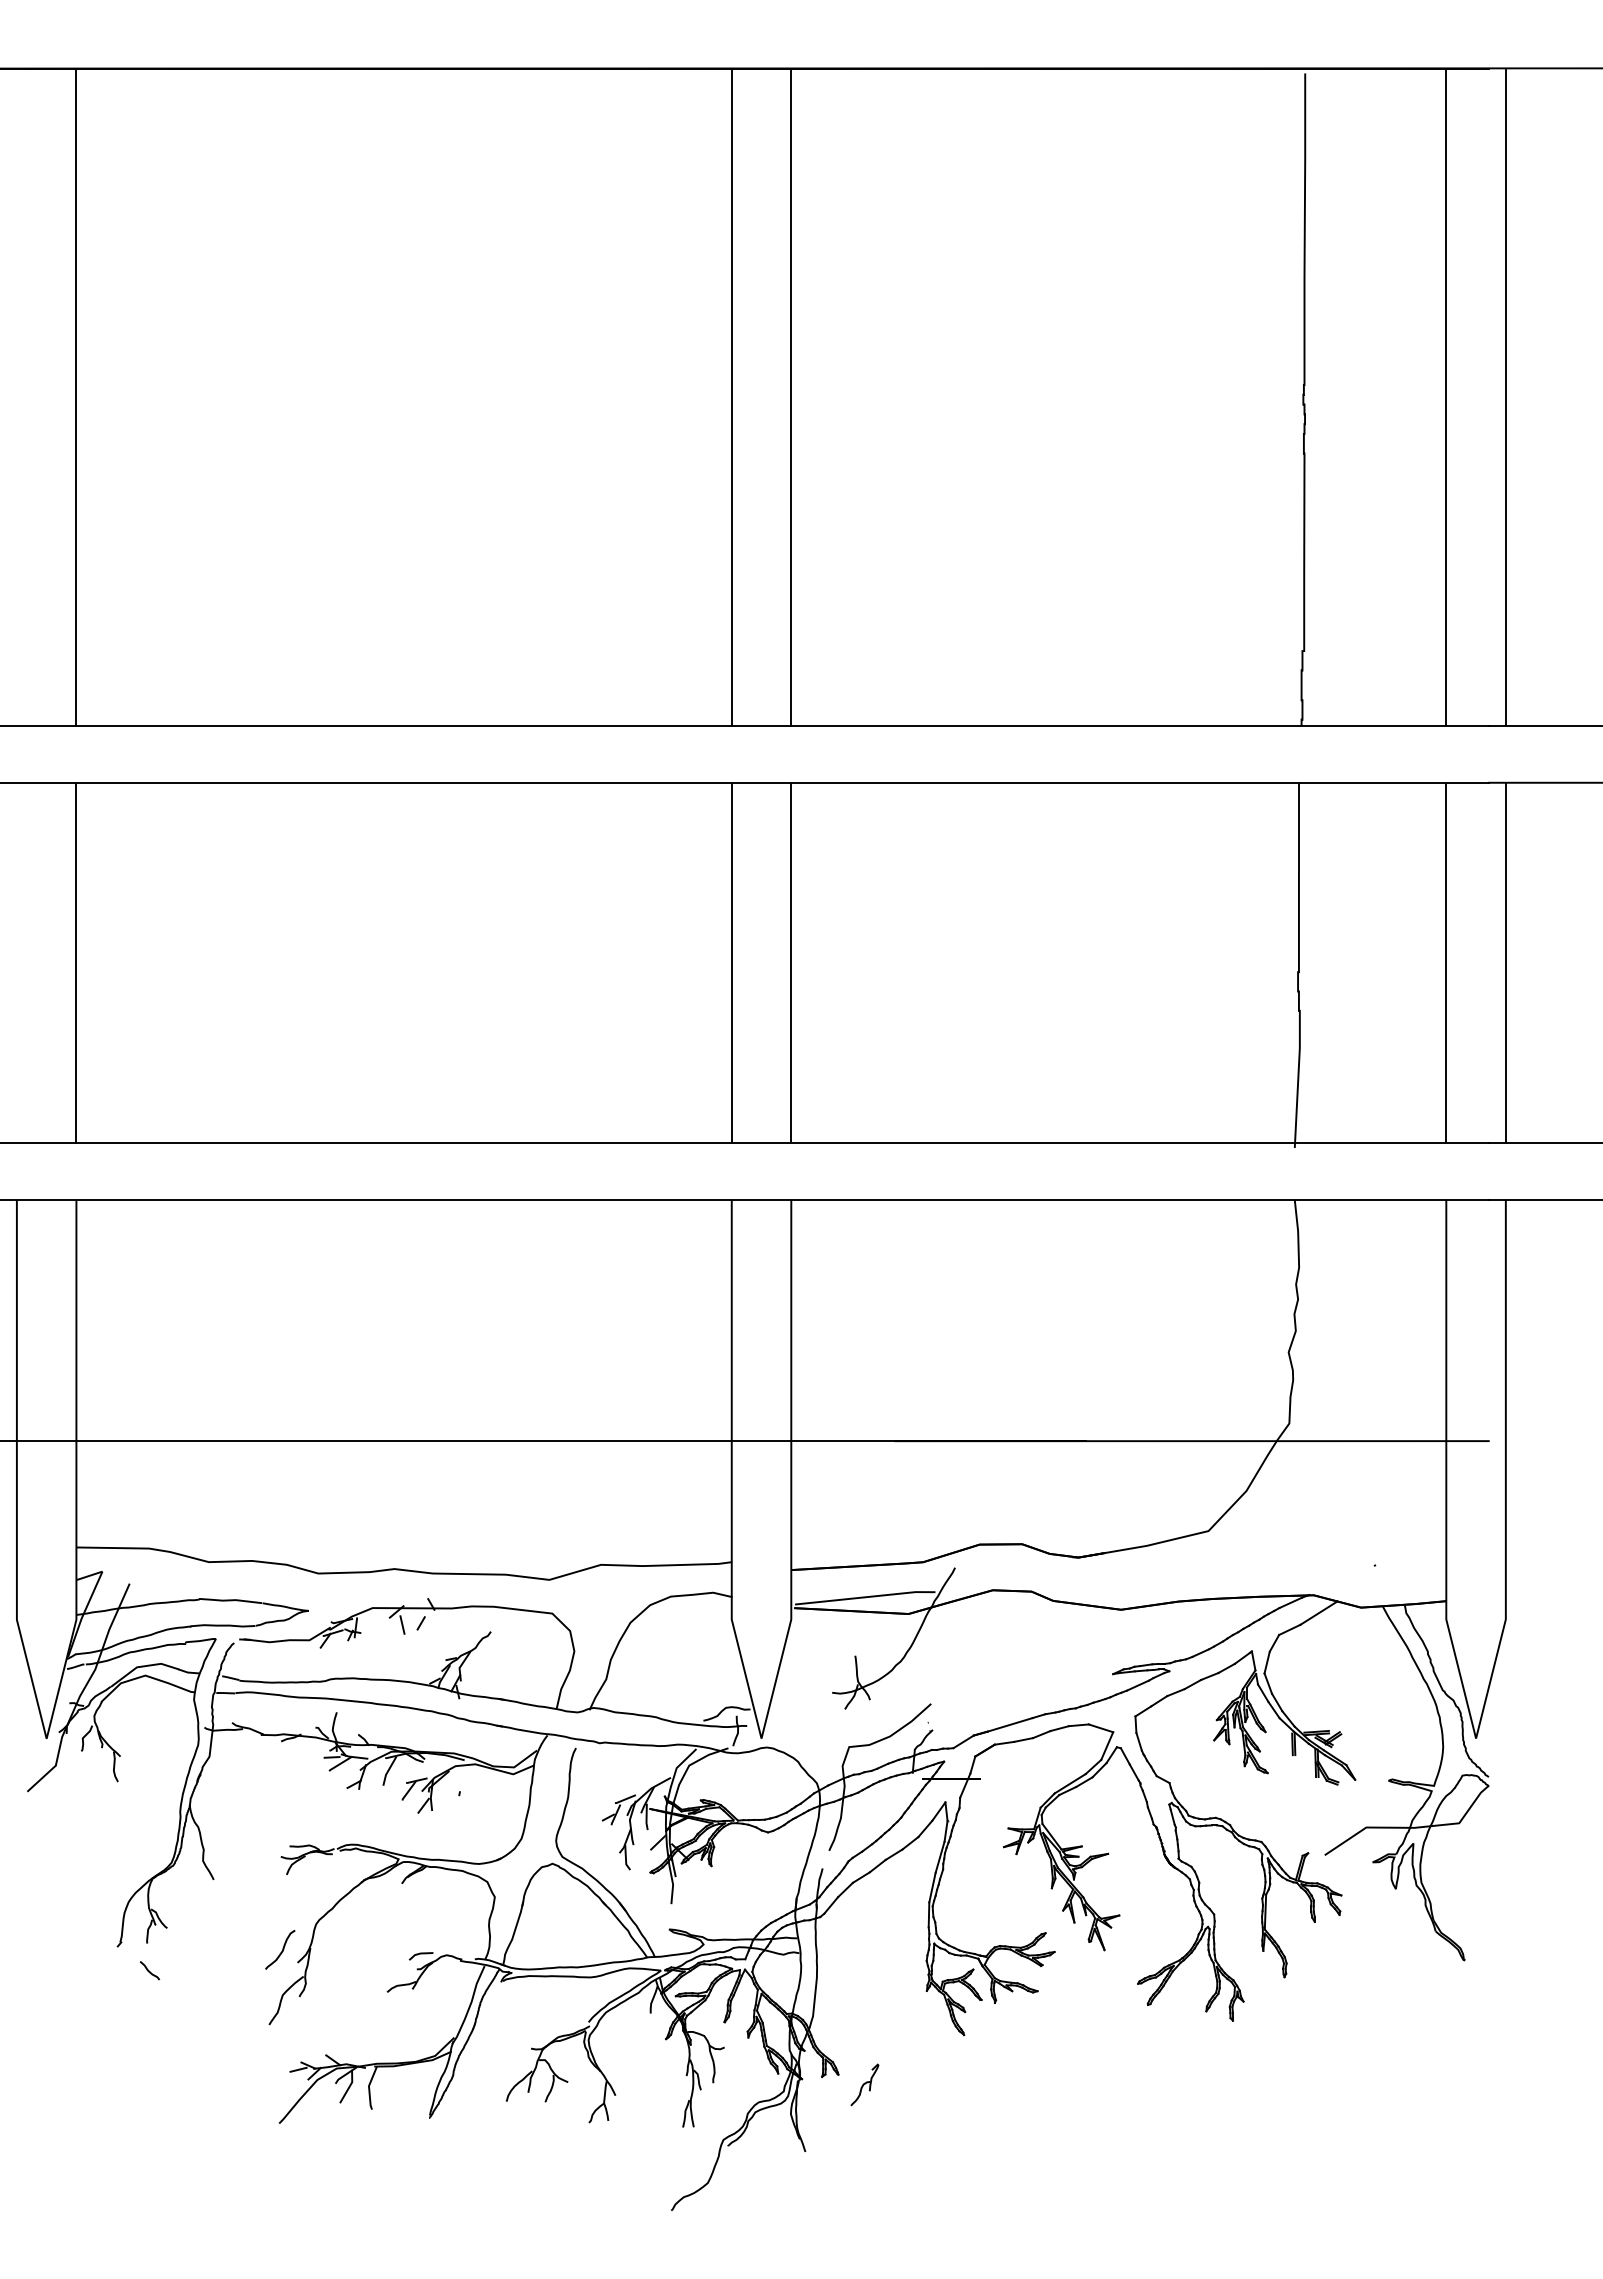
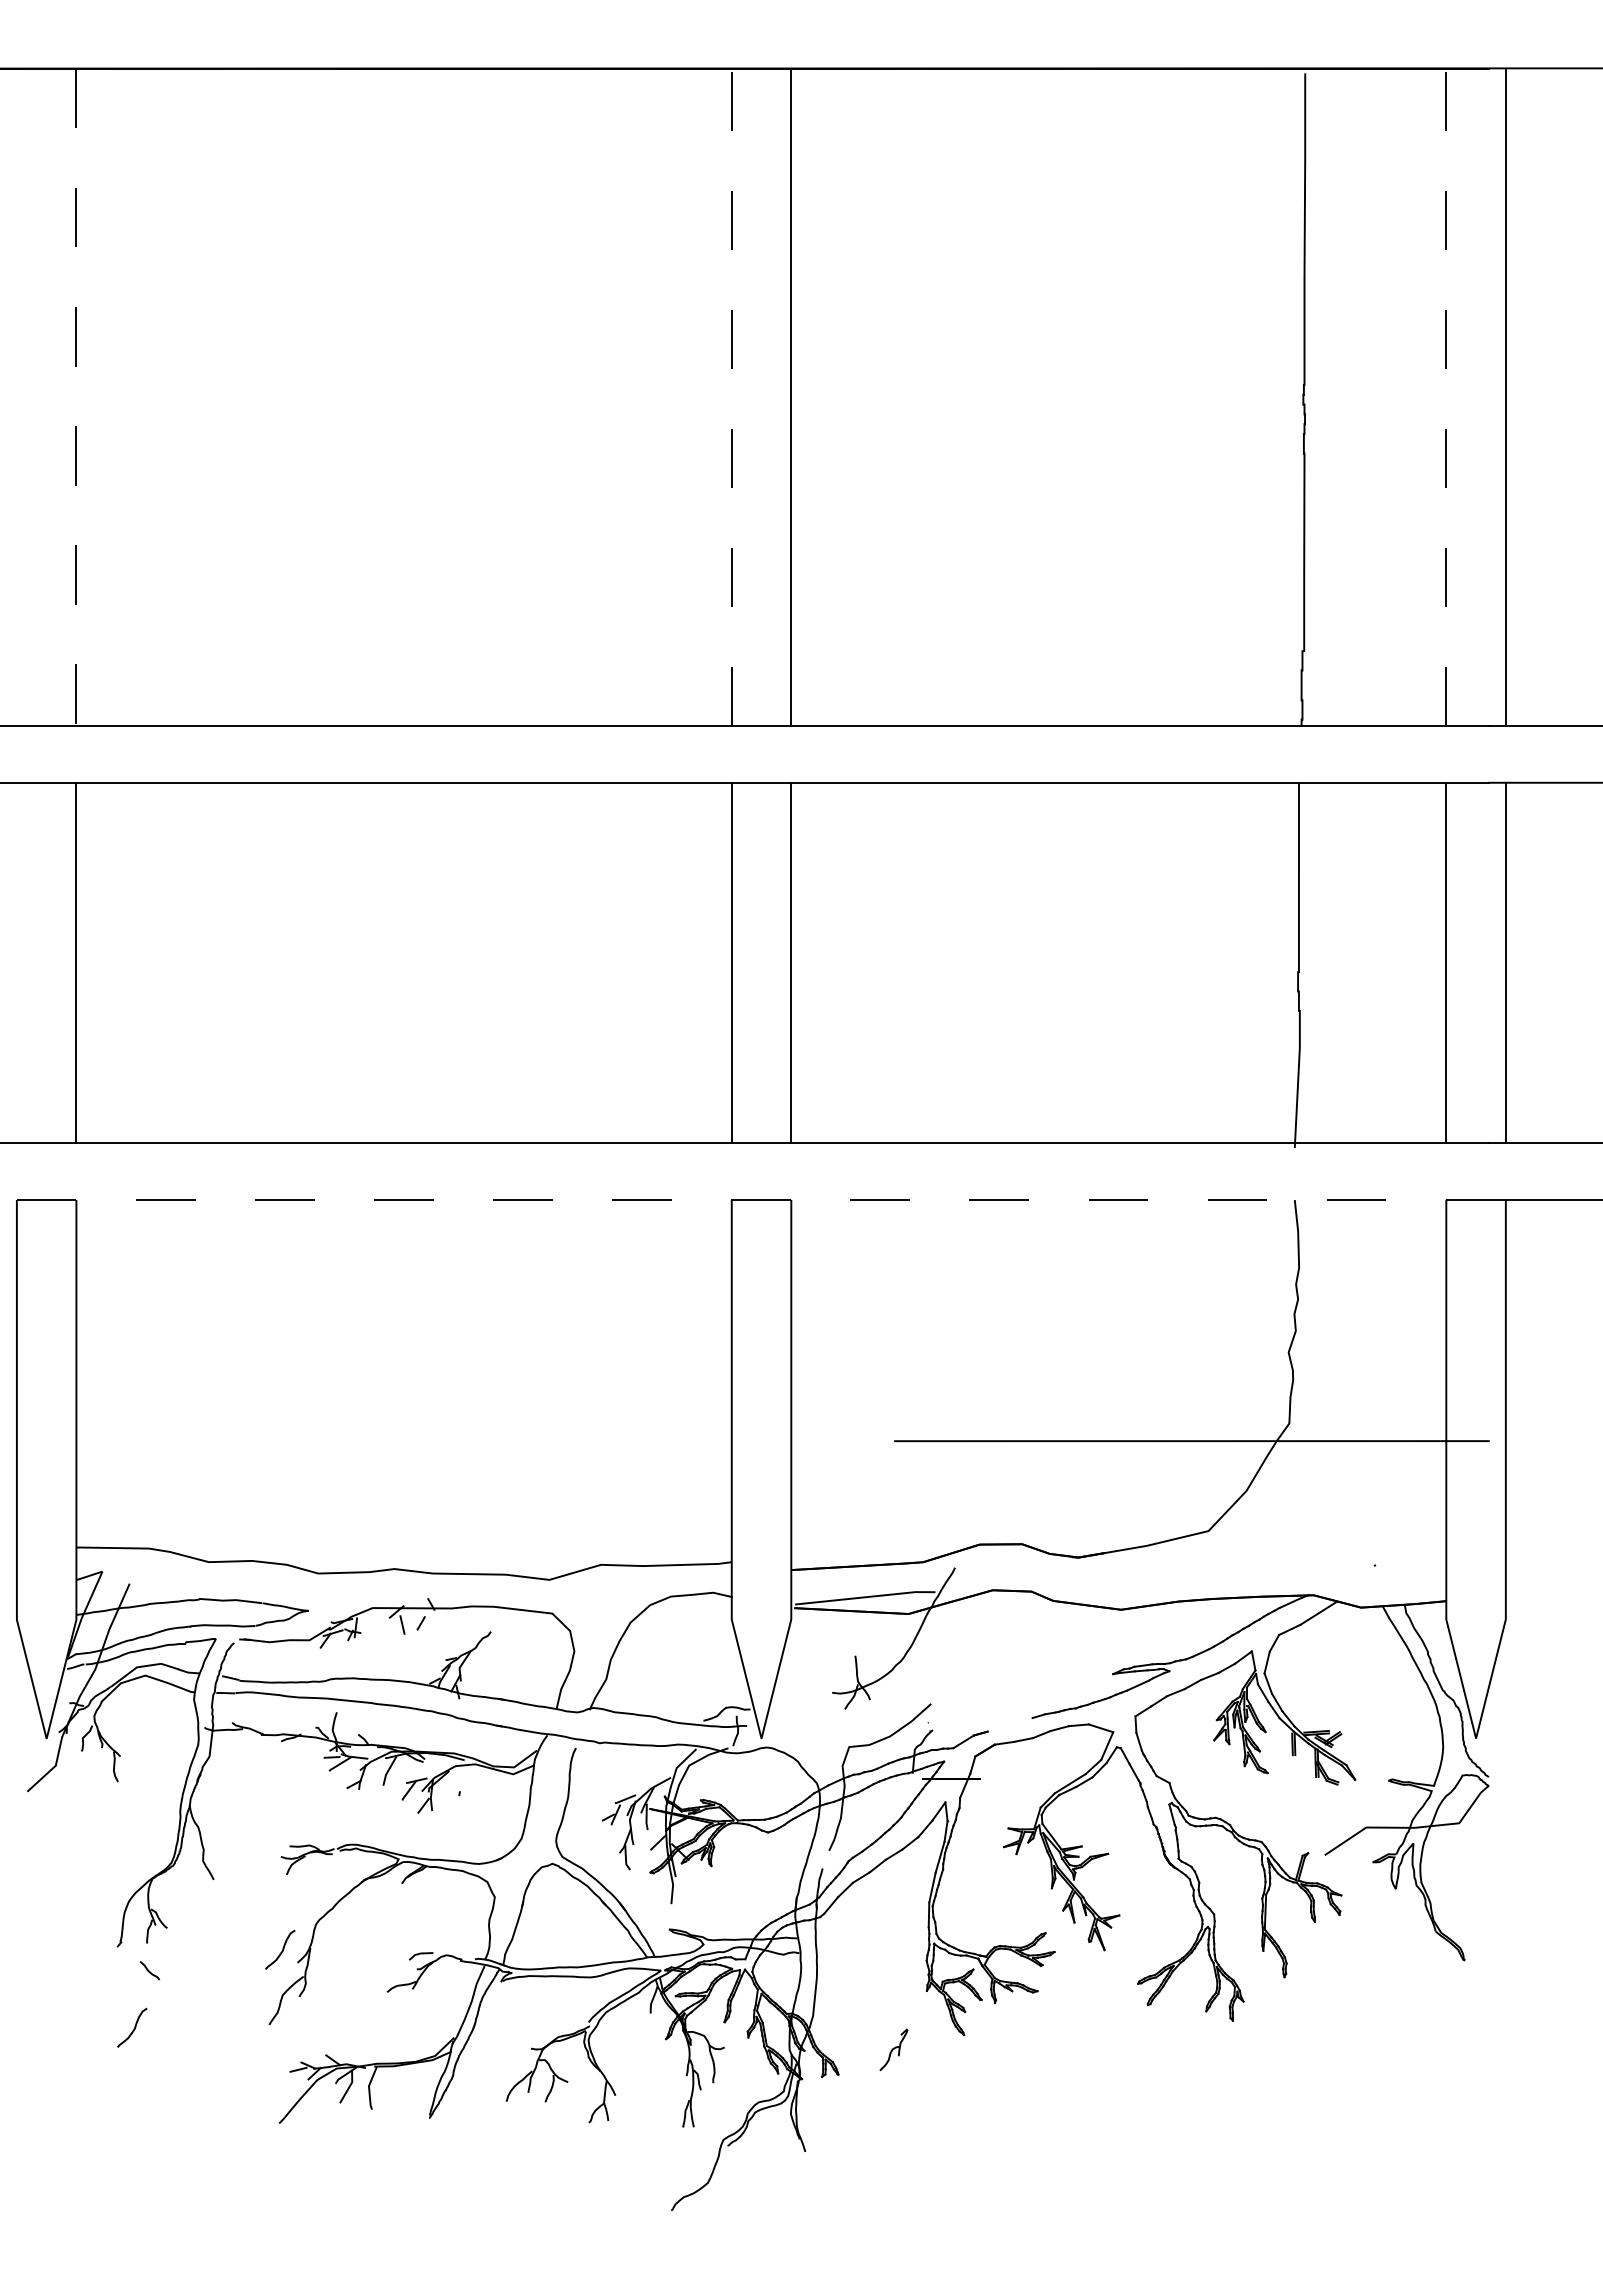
line: solid -> dashed (76, 397)
line: solid -> dashed (731, 397)
line: solid -> dashed (1446, 397)
line: solid -> dashed (744, 1199)
line: present -> none (543, 1441)
line: present -> none (1009, 1724)
curve: none -> present (133, 2028)
part position: (864, 2084) -> (893, 2049) (893, 2049)
